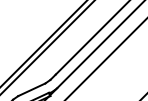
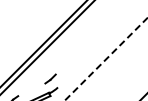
line: present -> none (91, 38)
line: present -> none (95, 49)
line: solid -> dashed (106, 59)
line: present -> none (31, 89)
